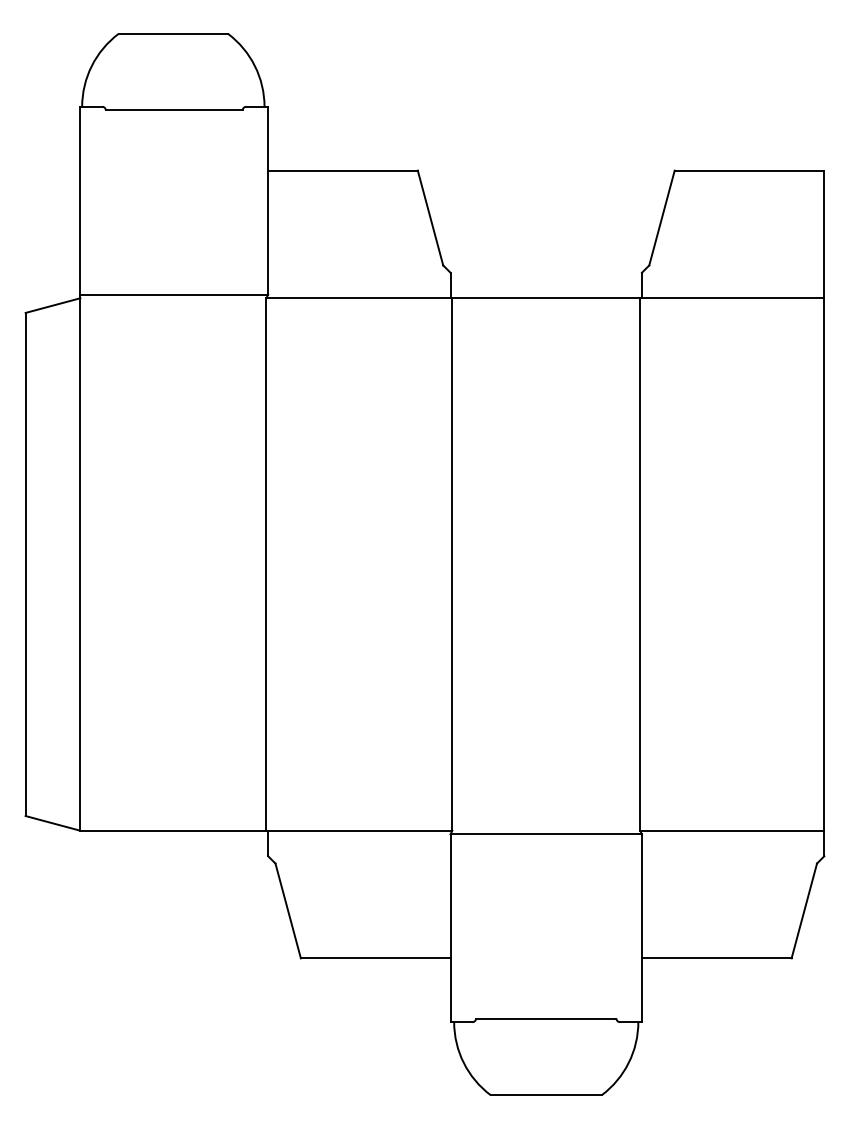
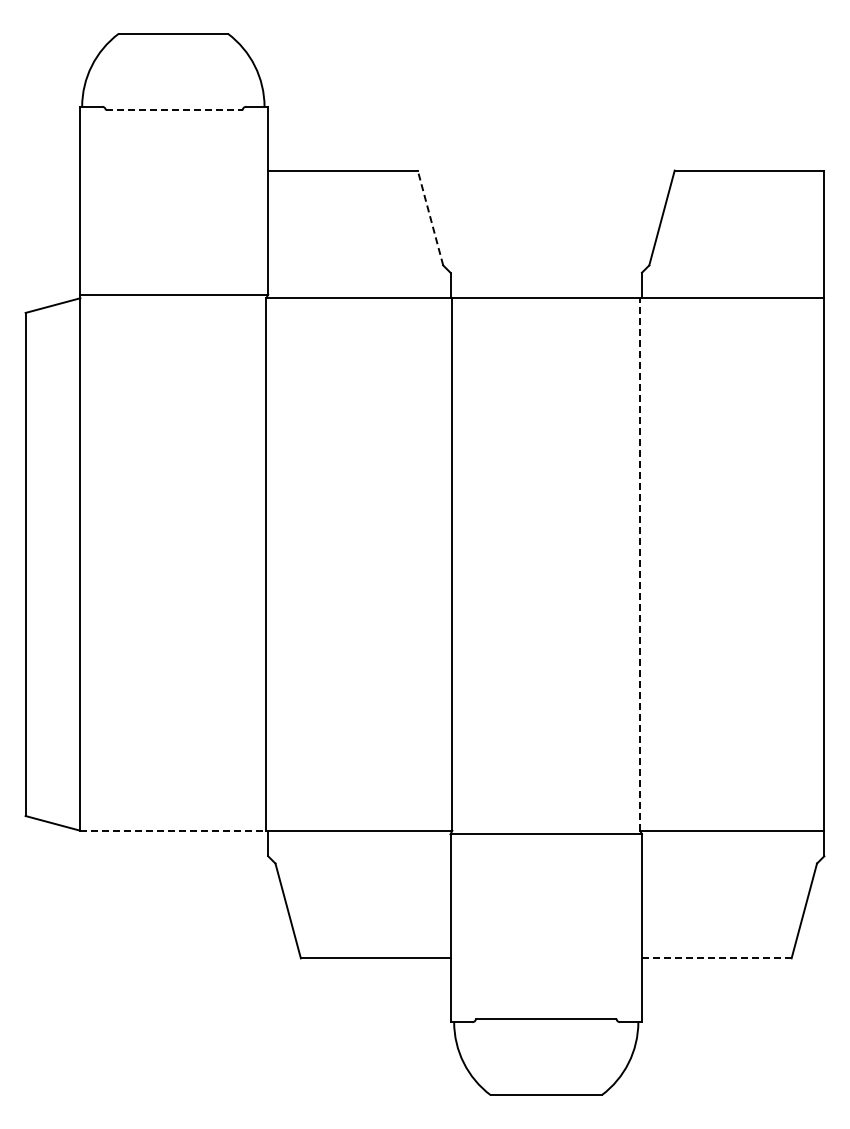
line: solid -> dashed (174, 110)
line: solid -> dashed (430, 217)
line: solid -> dashed (640, 564)
line: solid -> dashed (173, 830)
line: solid -> dashed (716, 958)
